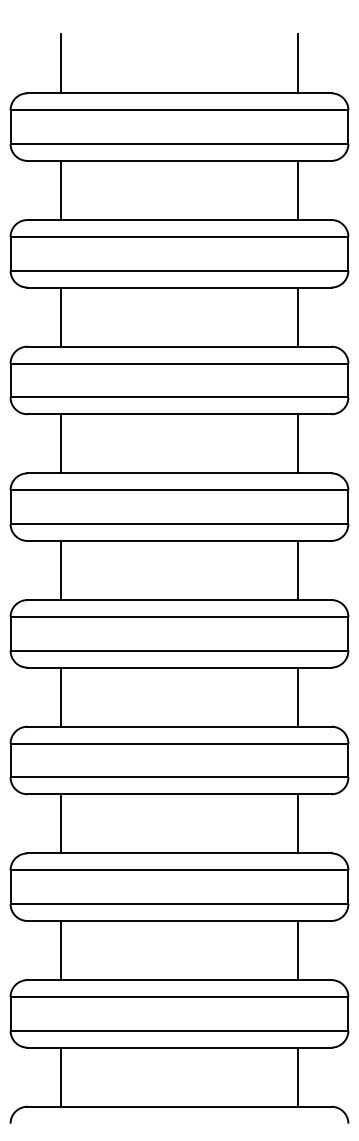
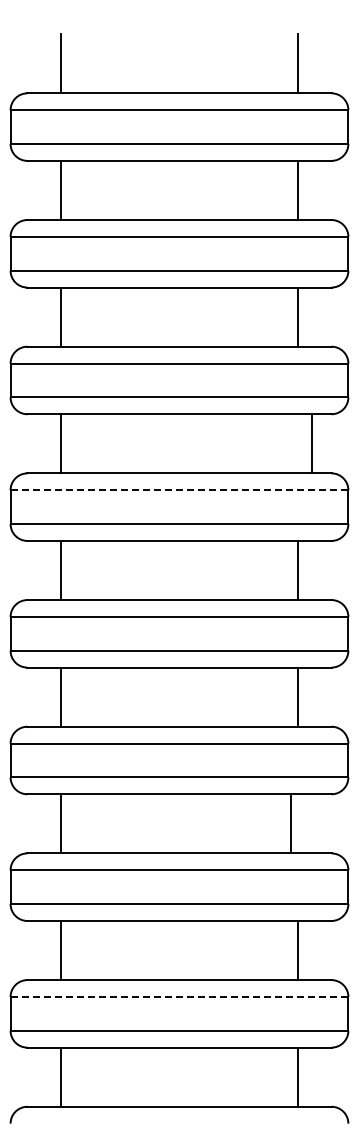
line position: (297, 443) -> (311, 443) (311, 443)
line: solid -> dashed (179, 490)
line position: (297, 823) -> (290, 823) (290, 823)
line: solid -> dashed (179, 996)
